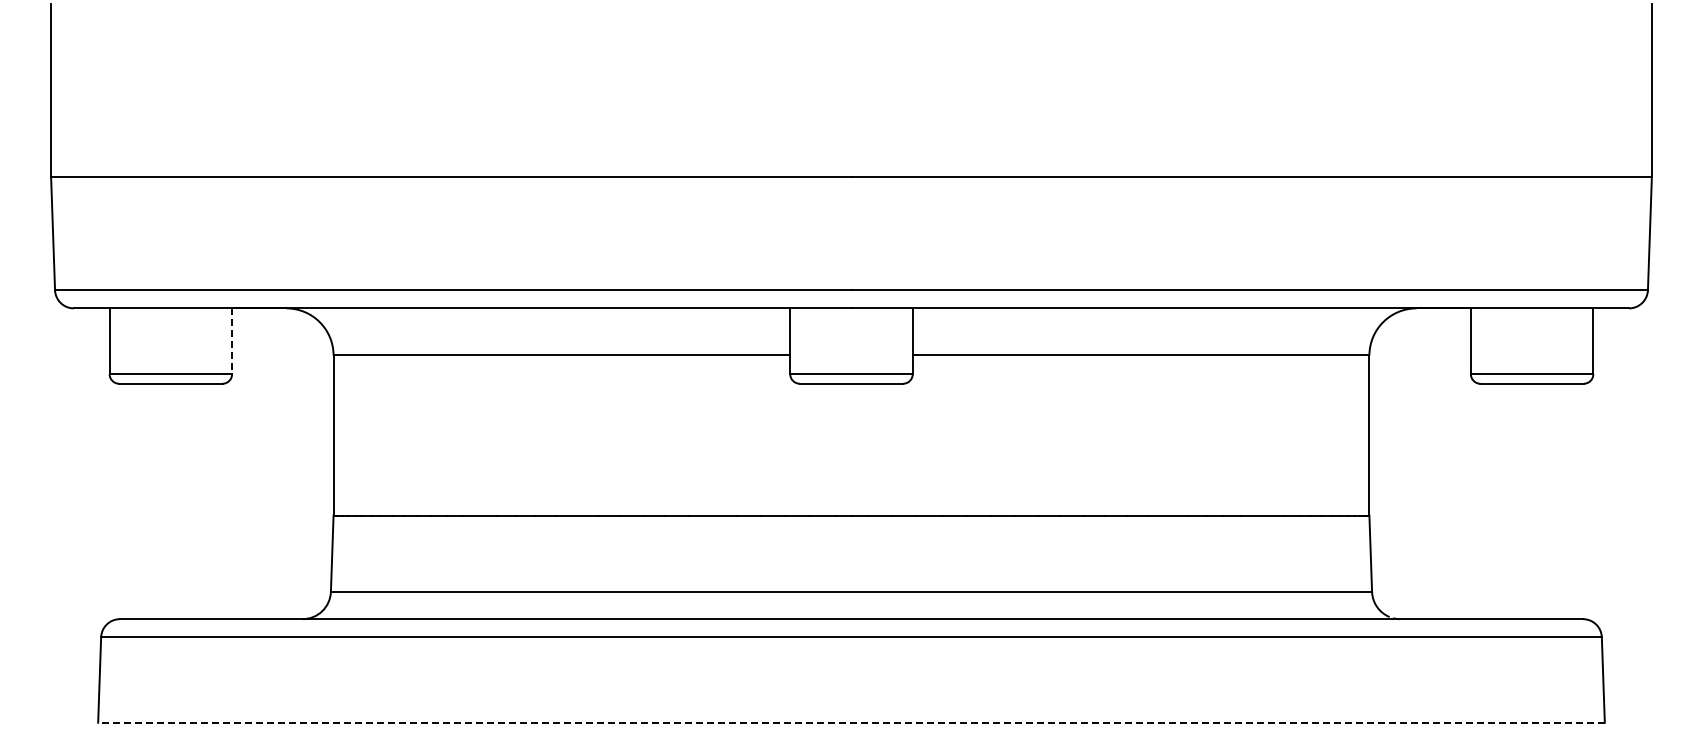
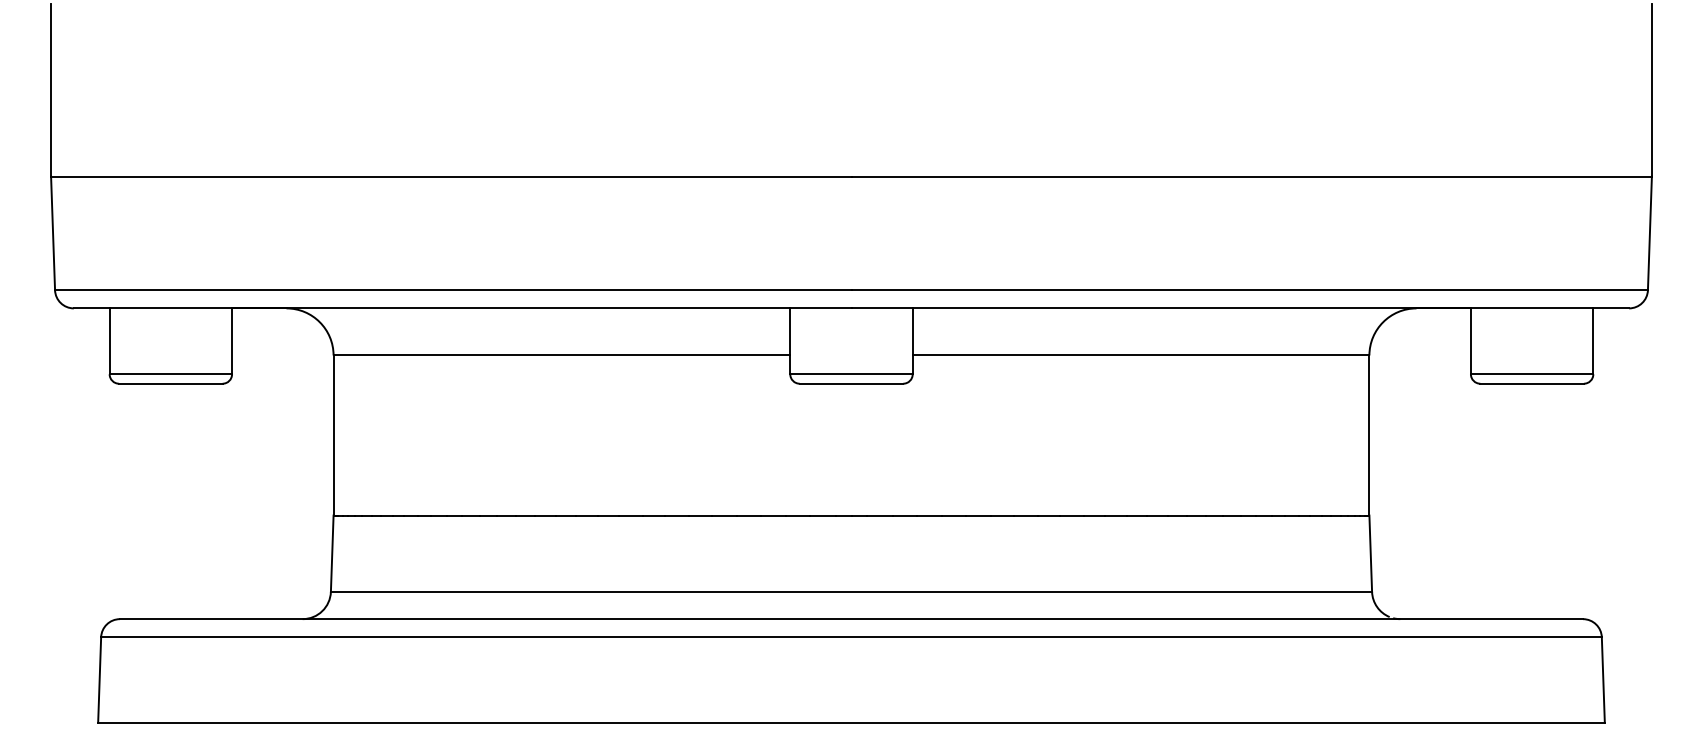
line: dashed -> solid (232, 341)
line: dashed -> solid (851, 722)
